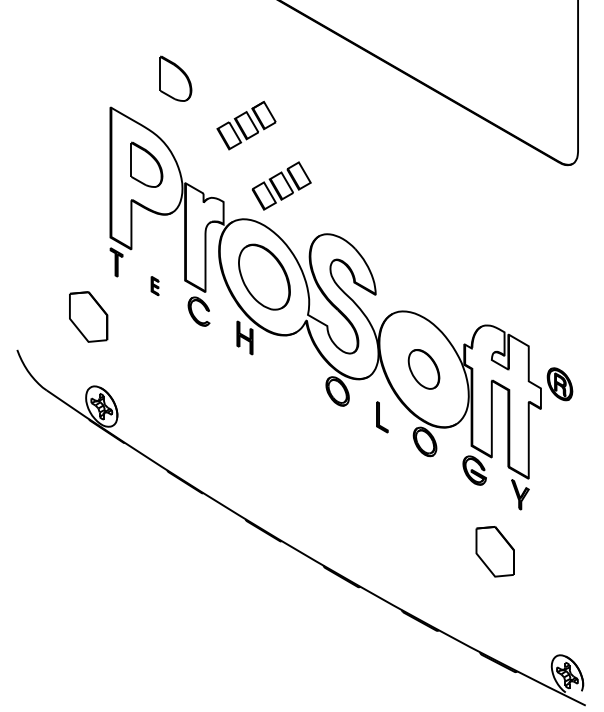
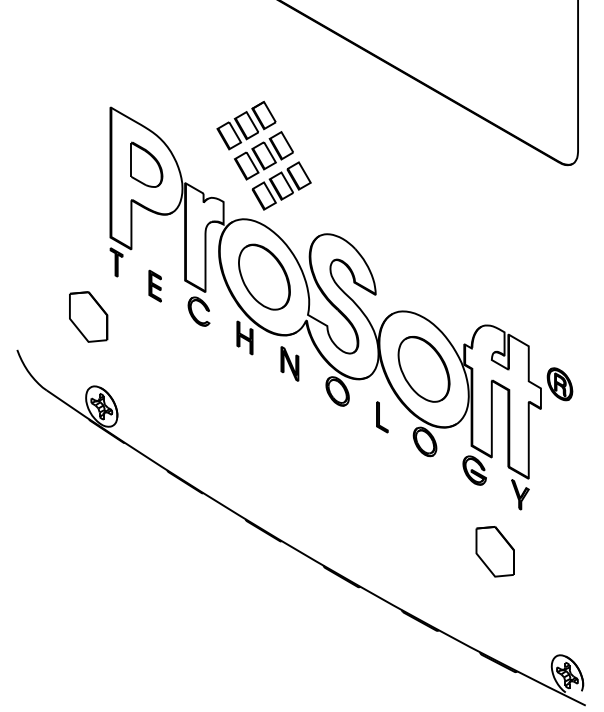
part: present -> none (175, 78)
part: none -> present (263, 155)
part size: 10x21 px -> 14x34 px (154, 285)
part: none -> present (289, 363)
part size: 34x41 px -> 54x67 px (423, 369)
